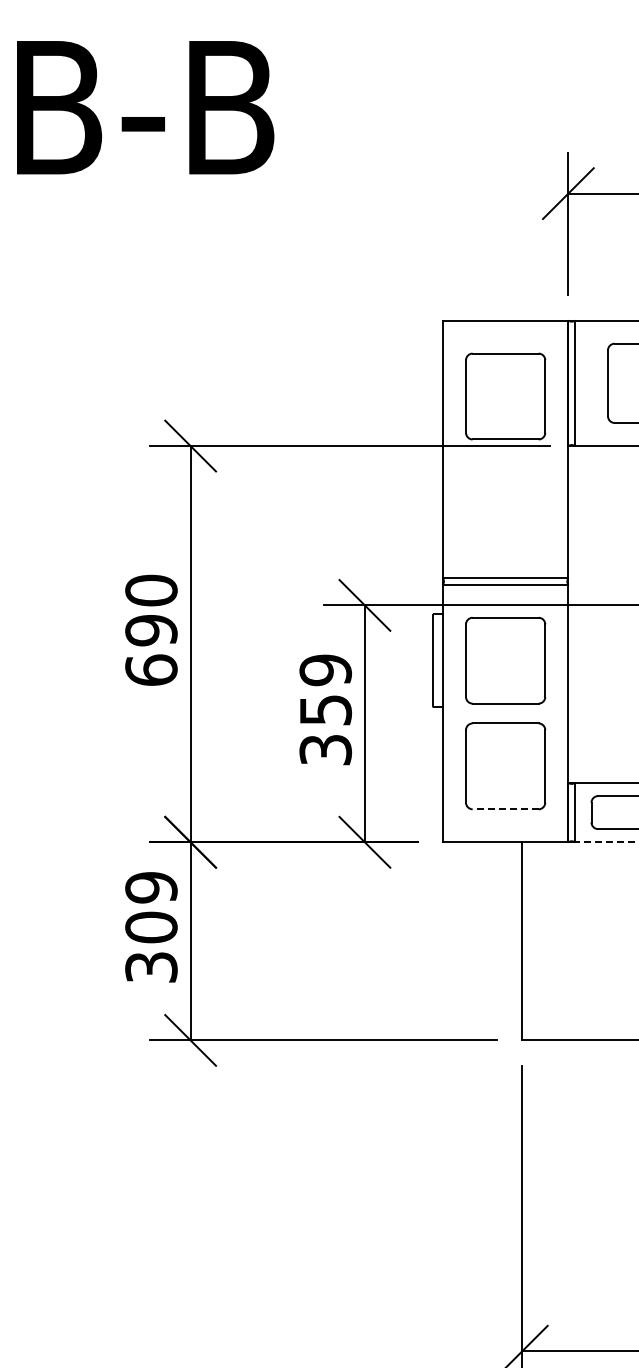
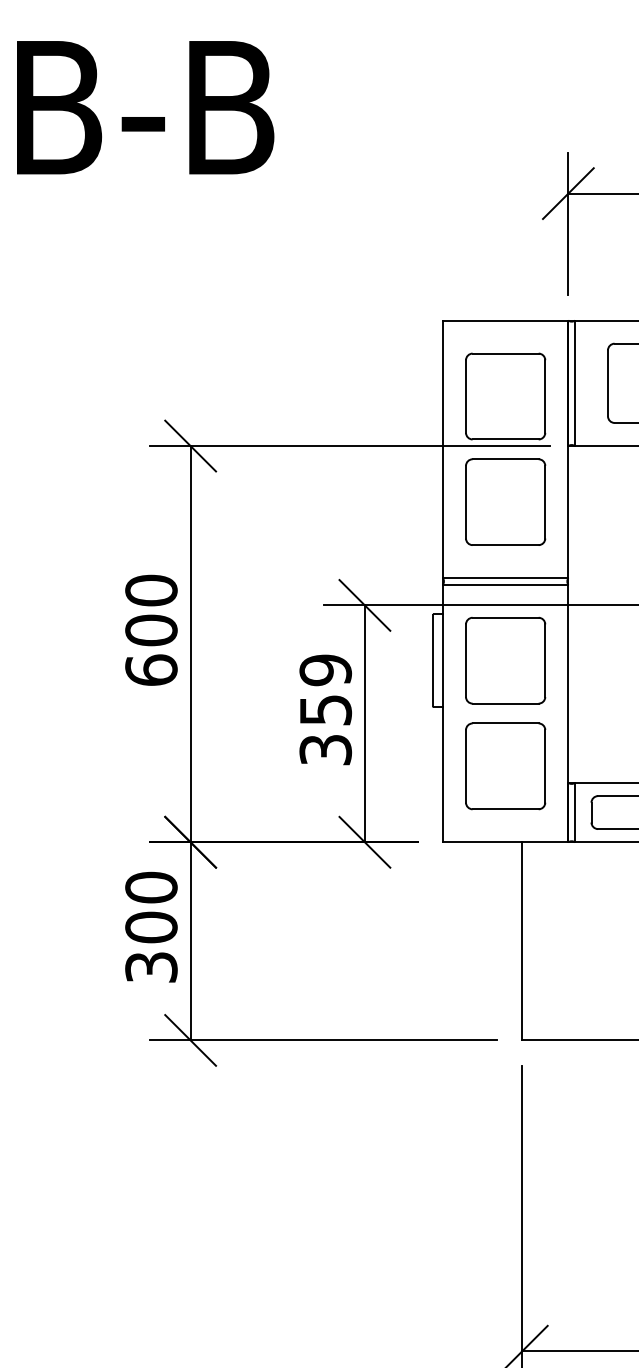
part: none -> present (505, 501)
text: 690 -> 600 (151, 630)
line: dashed -> solid (505, 809)
line: dashed -> solid (606, 842)
text: 309 -> 300 (151, 887)
